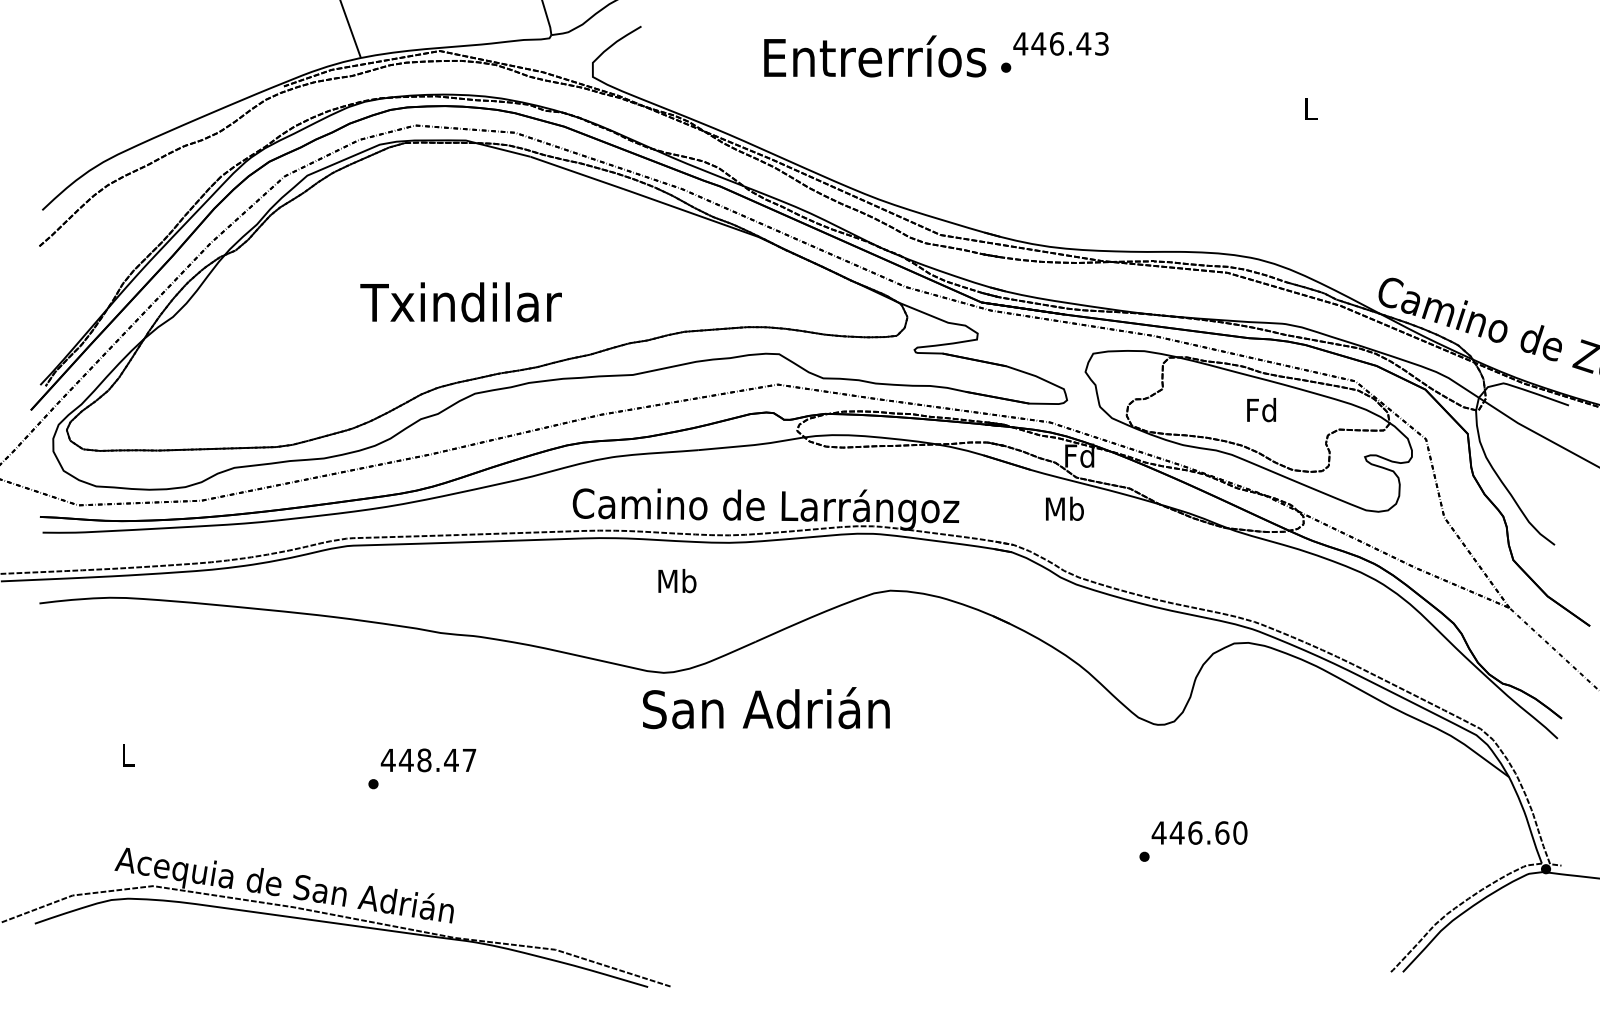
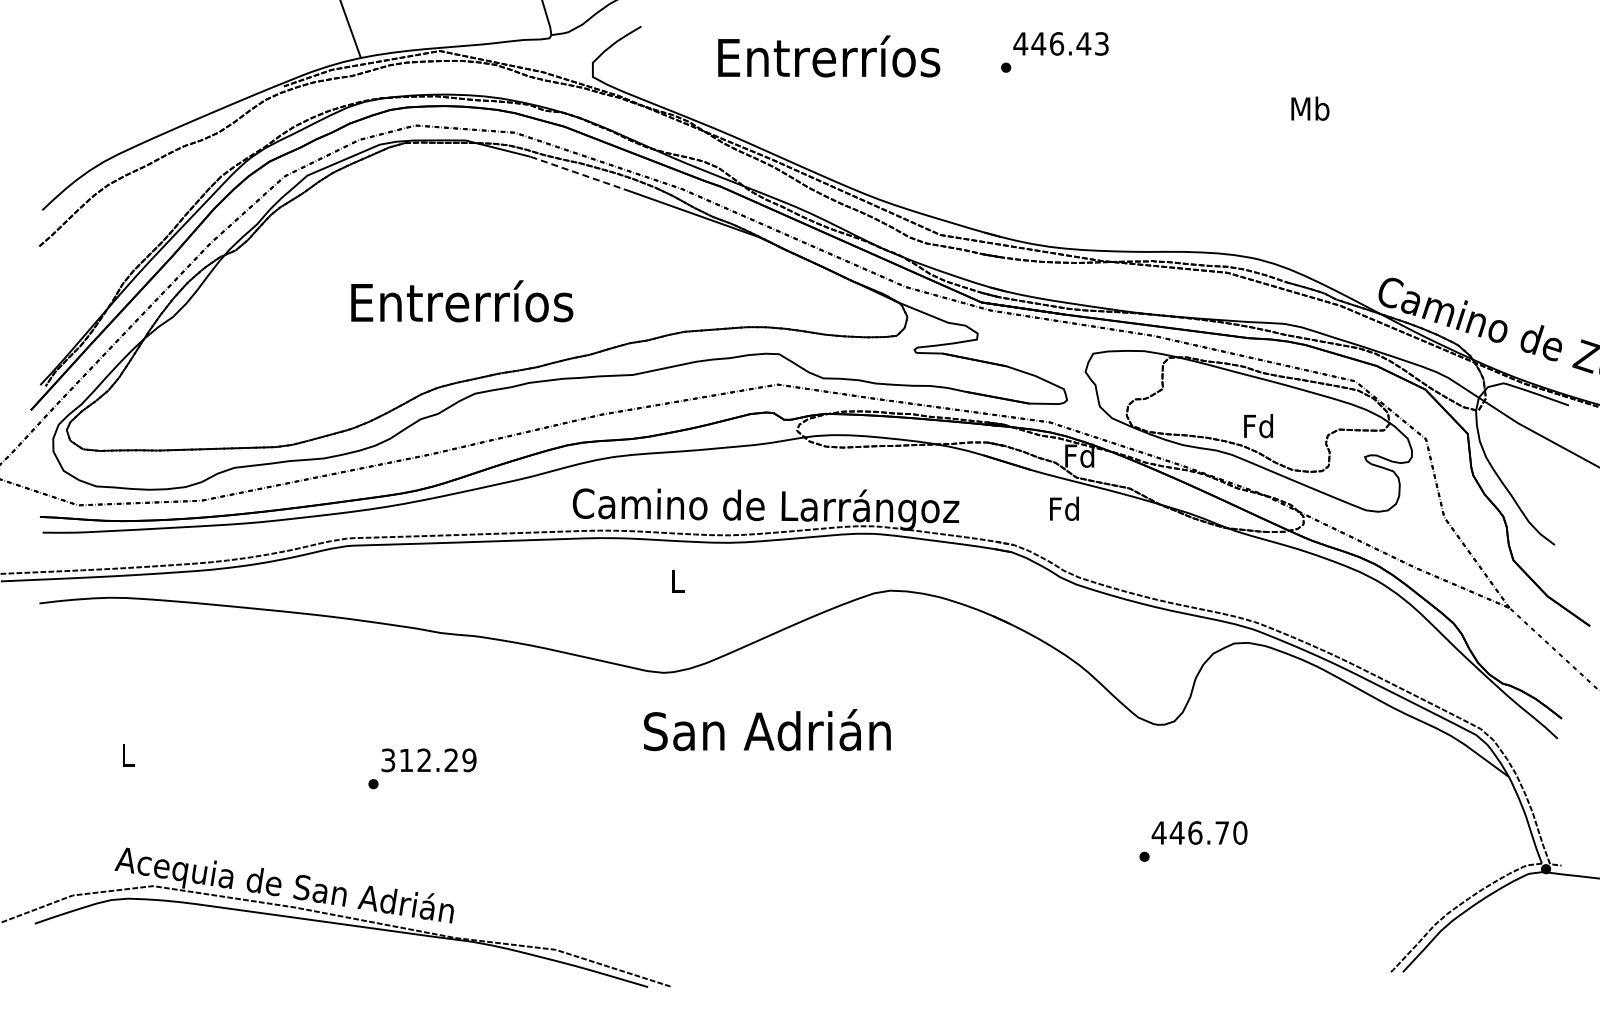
text position: (875, 56) -> (829, 56) (829, 56)
text: L -> Mb (1310, 108)
line: solid -> dashed (577, 173)
text: Txindilar -> Entrerríos (462, 301)
text position: (1261, 410) -> (1258, 426) (1258, 426)
text: Mb -> Fd (1064, 508)
text: Mb -> L (677, 581)
text position: (766, 708) -> (767, 730) (767, 730)
text: 448.47 -> 312.29 (428, 760)
text: 446.60 -> 446.70 (1222, 832)
